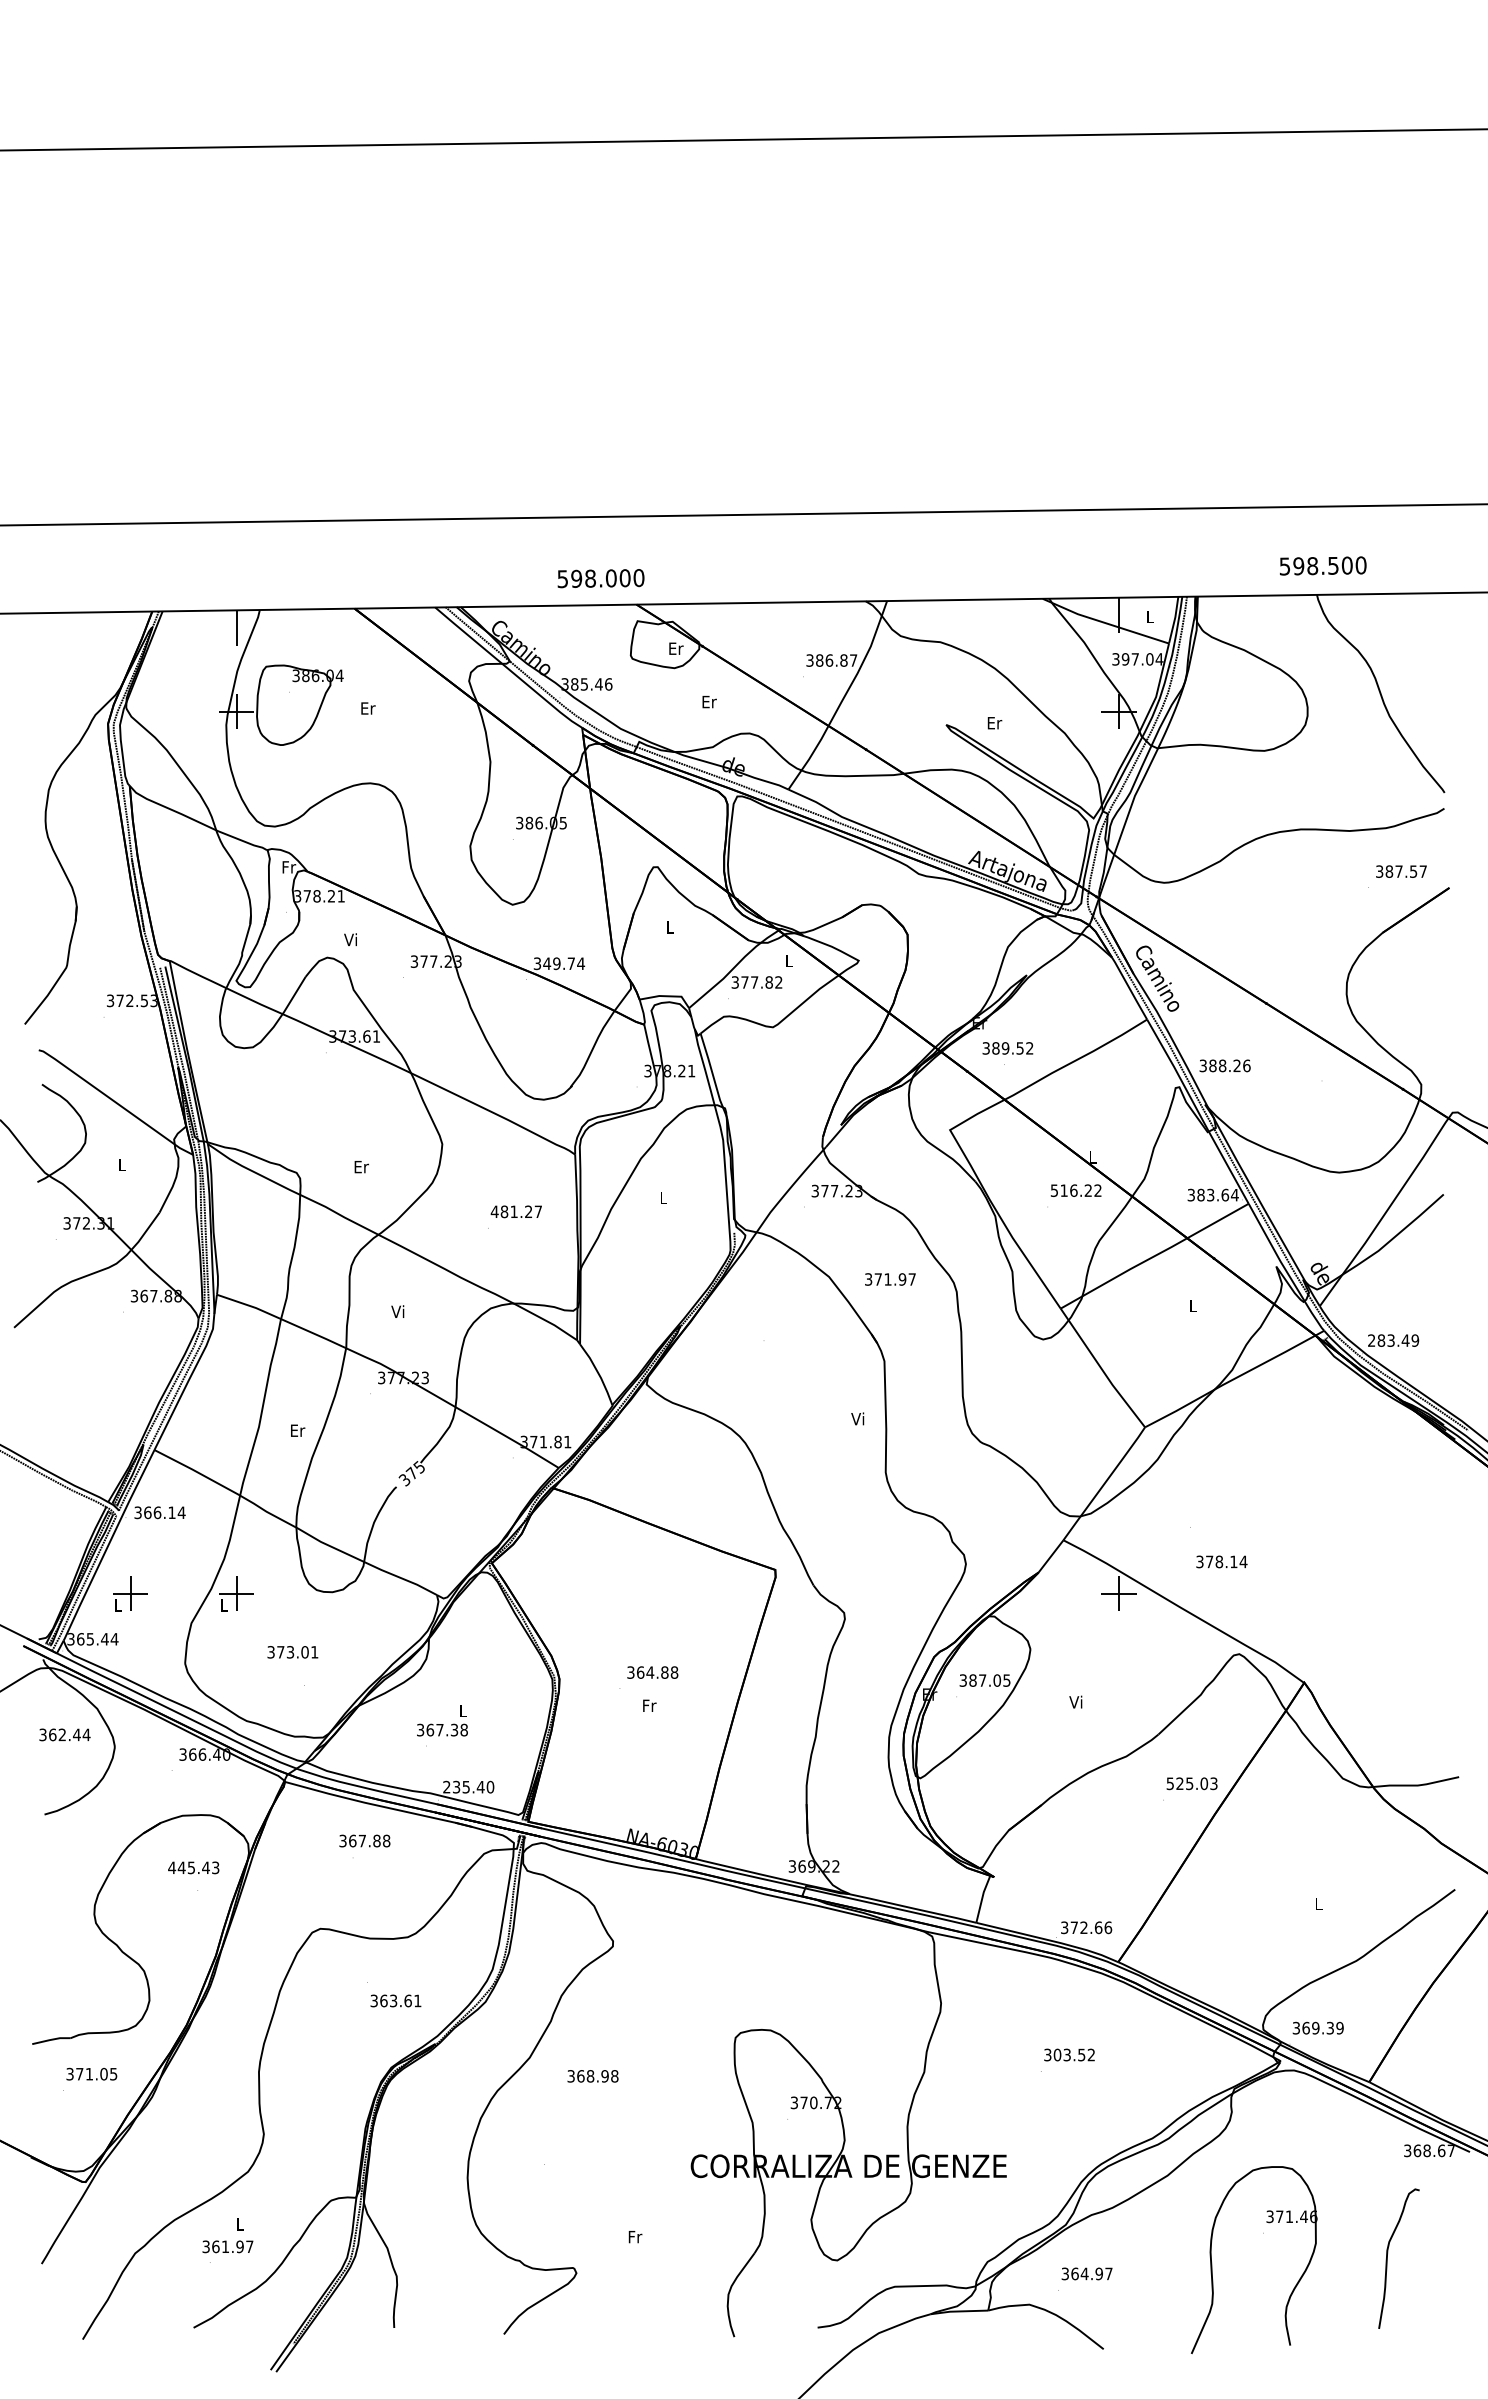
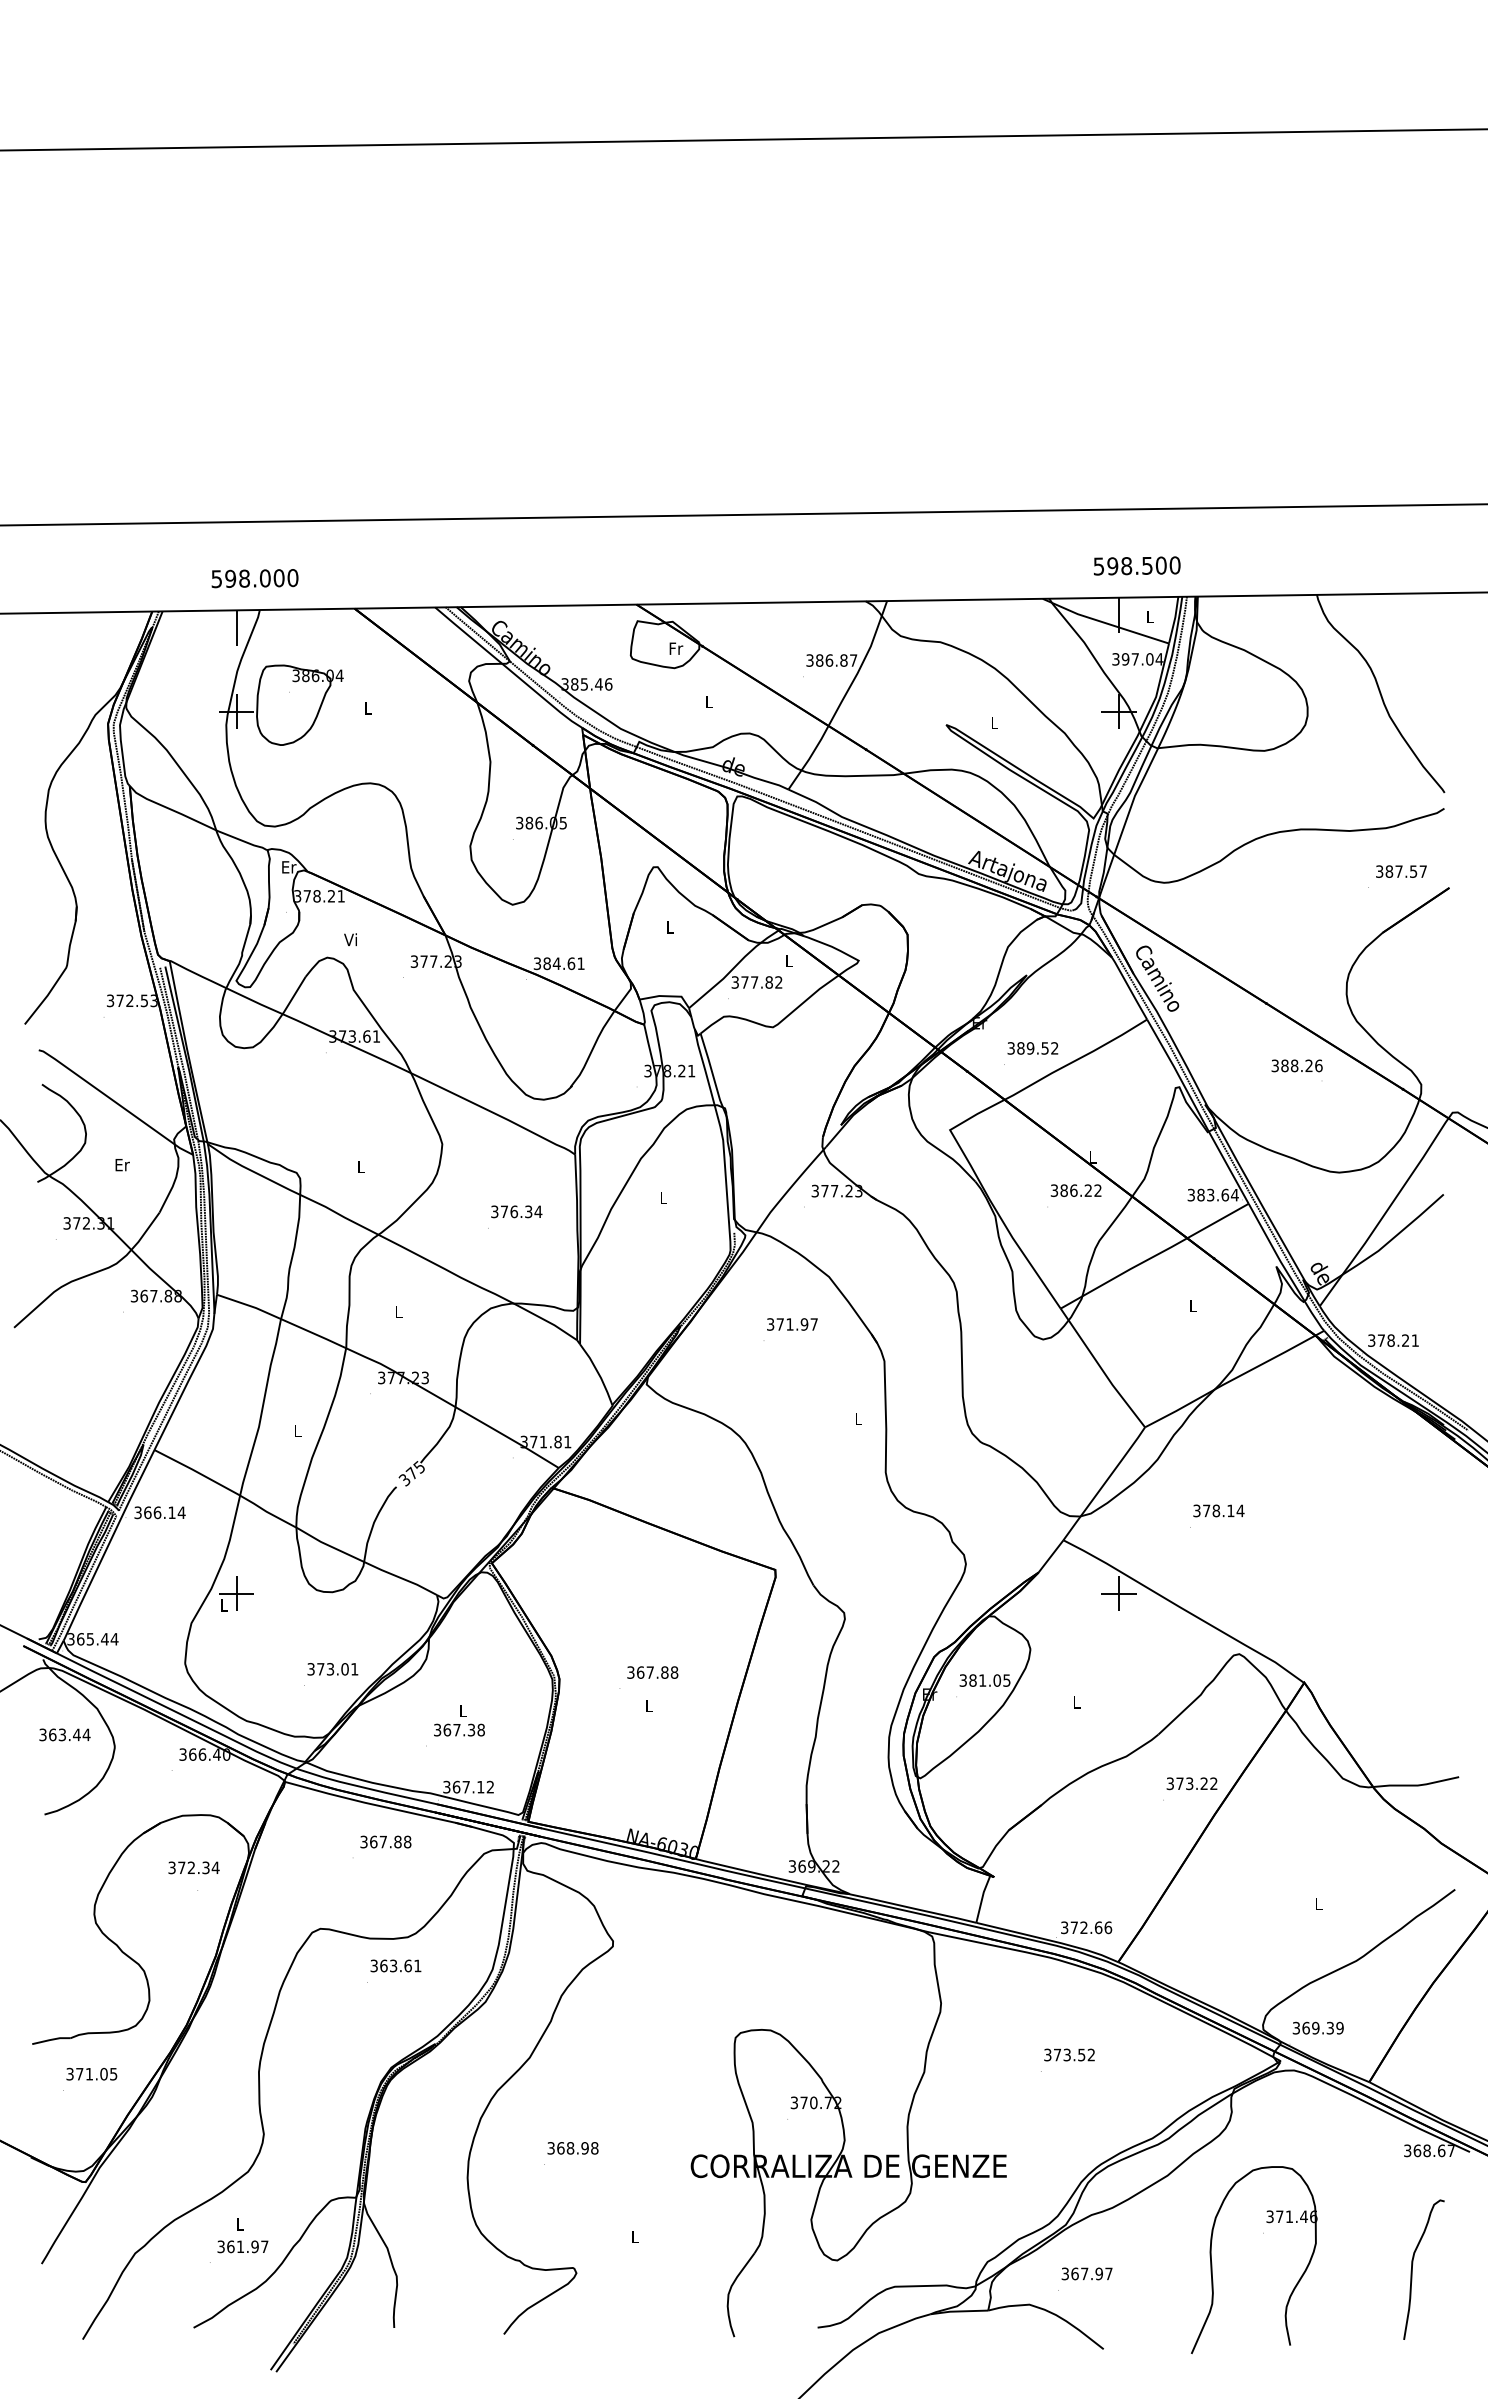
text position: (1323, 565) -> (1137, 565) (1137, 565)
text position: (600, 578) -> (254, 578) (254, 578)
text: Er -> Fr (676, 648)
text: Er -> L (709, 701)
text: Er -> L (368, 708)
text: Er -> L (994, 723)
text: Fr -> Er (289, 867)
text: 349.74 -> 384.61 (564, 963)
text position: (1007, 1048) -> (1032, 1048) (1032, 1048)
text position: (1224, 1065) -> (1296, 1065) (1296, 1065)
text: L -> Er (122, 1165)
text: Er -> L (361, 1167)
text: 516.22 -> 386.22 (1059, 1190)
text: 481.27 -> 376.34 (516, 1211)
text position: (890, 1279) -> (792, 1324) (792, 1324)
text: Vi -> L (397, 1311)
text: 283.49 -> 378.21 (1393, 1340)
text: Vi -> L (857, 1418)
text: Er -> L (298, 1430)
text position: (1221, 1561) -> (1218, 1510) (1218, 1510)
part: present -> none (130, 1593)
text position: (292, 1652) -> (332, 1669) (332, 1669)
text: 364.88 -> 367.88 (650, 1672)
text: 387.05 -> 381.05 (982, 1680)
text: Vi -> L (1075, 1701)
text: Fr -> L (649, 1705)
text position: (442, 1729) -> (459, 1729) (459, 1729)
text: 362.44 -> 363.44 (61, 1735)
text: 525.03 -> 373.22 (1192, 1783)
text: 235.40 -> 367.12 (468, 1786)
text position: (364, 1840) -> (385, 1841) (385, 1841)
text: 445.43 -> 372.34 (193, 1867)
text position: (395, 2000) -> (395, 1965) (395, 1965)
text: 303.52 -> 373.52 (1057, 2054)
text position: (592, 2076) -> (572, 2148) (572, 2148)
text: Fr -> L (635, 2236)
text position: (227, 2246) -> (242, 2246) (242, 2246)
curve position: (1387, 2258) -> (1412, 2269) (1412, 2269)
text: 364.97 -> 367.97 (1084, 2273)
